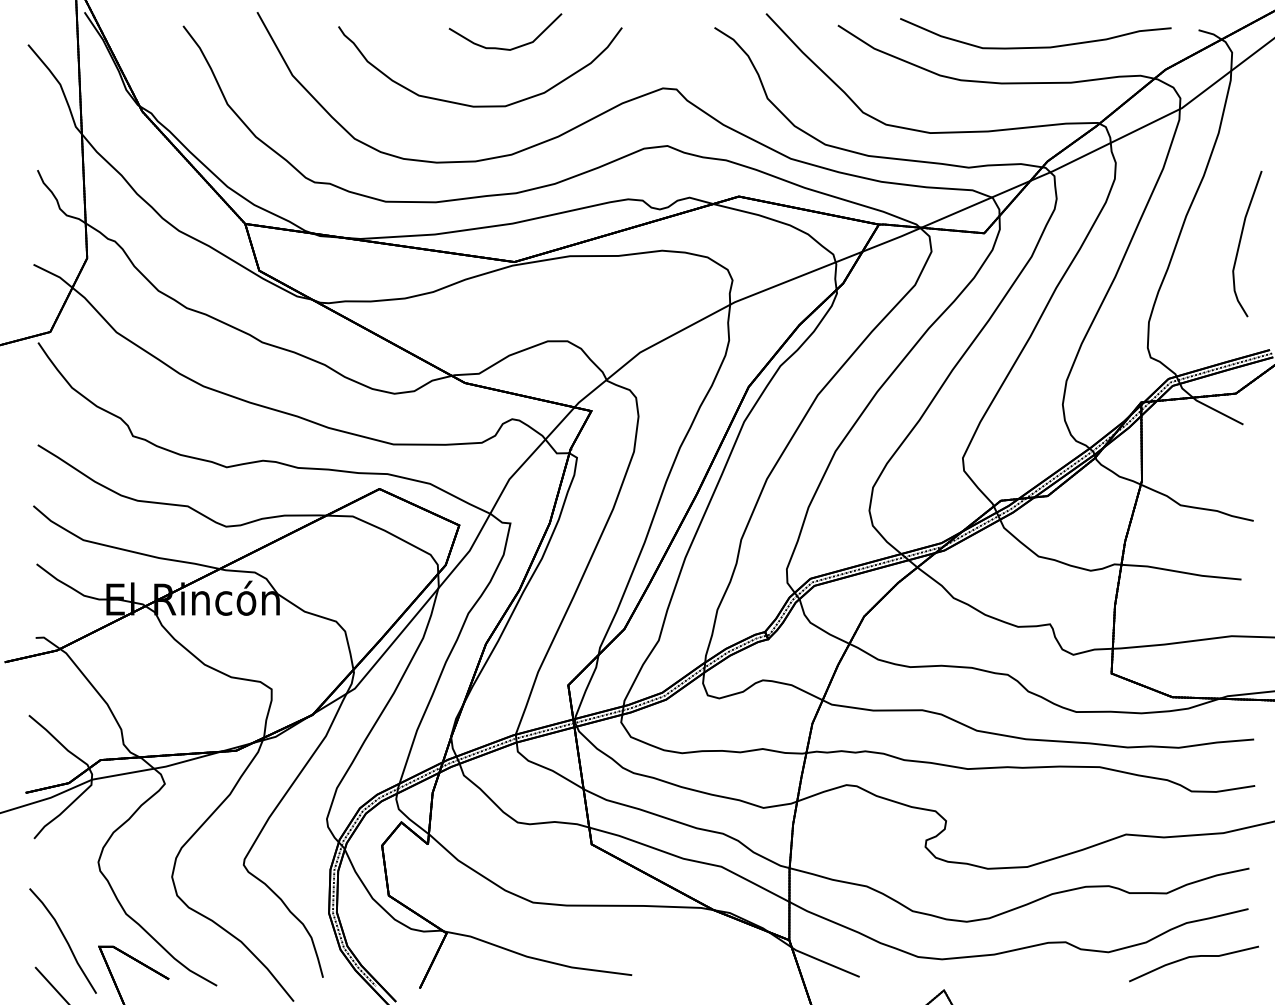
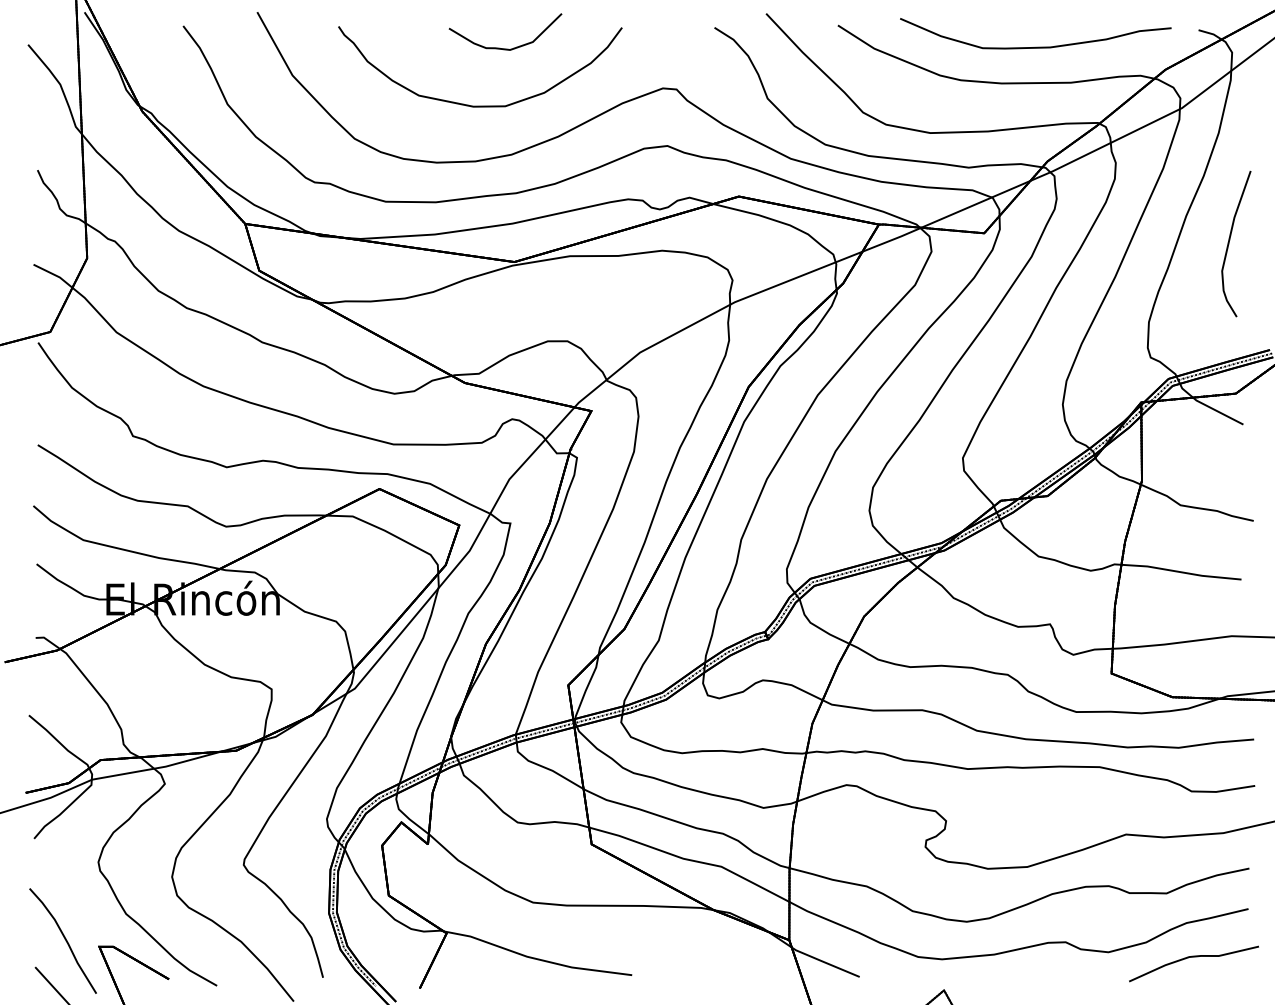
part position: (1241, 240) -> (1230, 240) (1230, 240)
